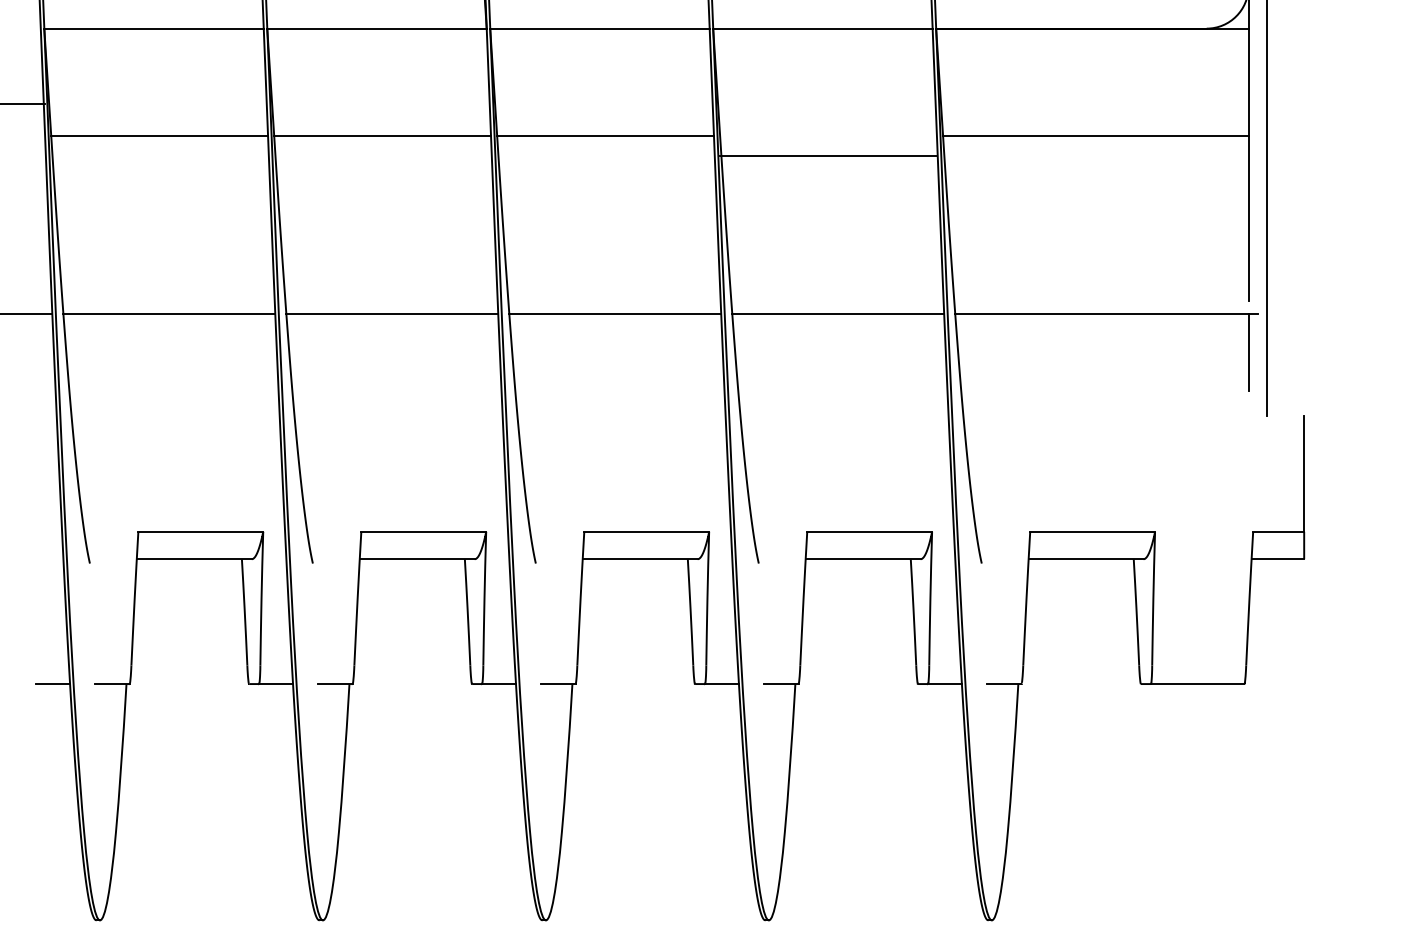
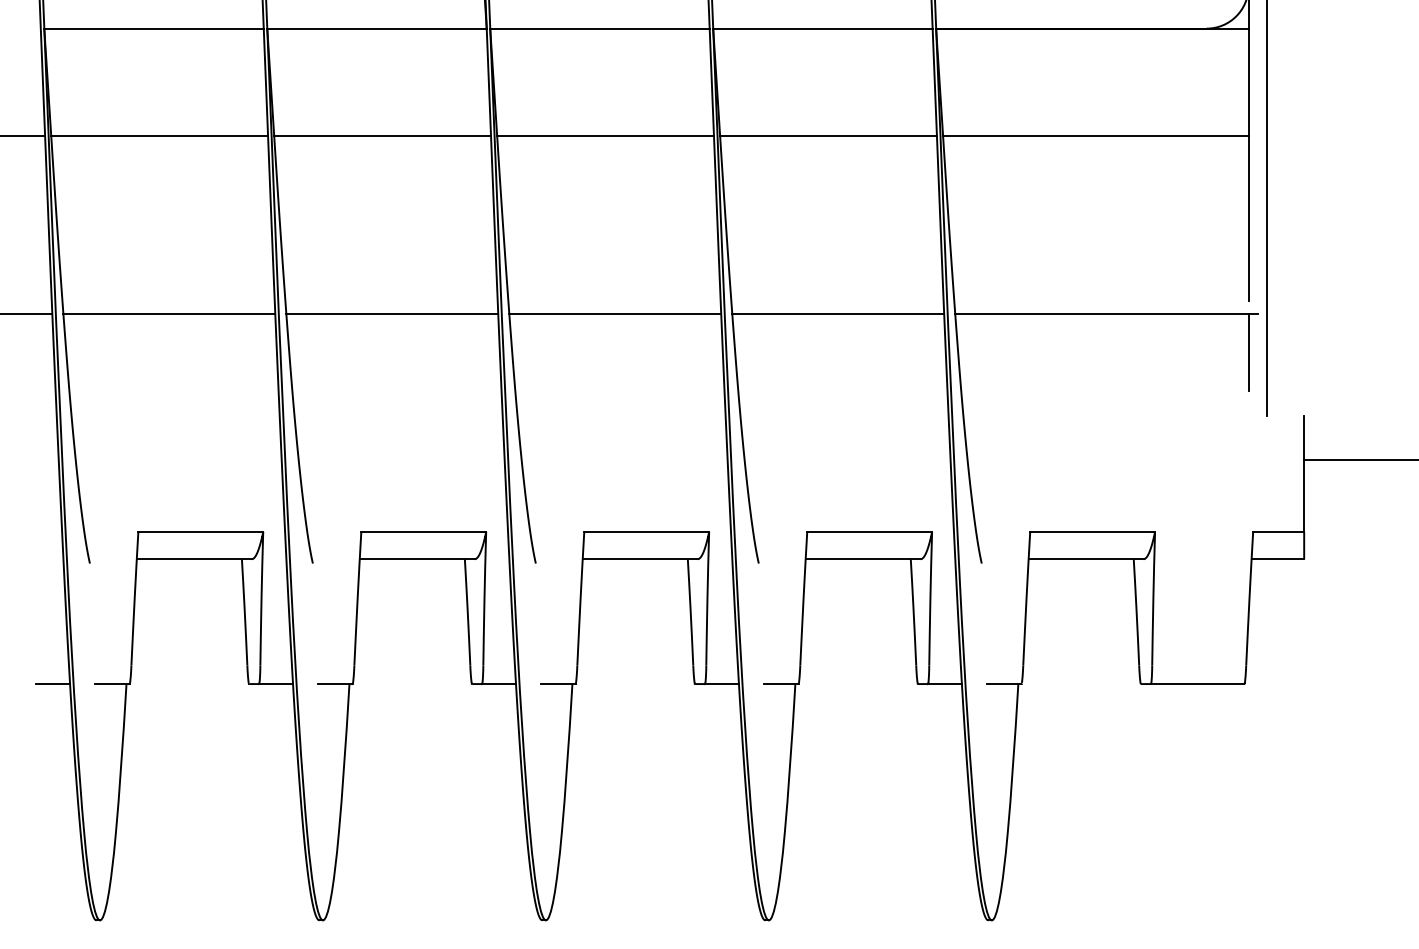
line position: (23, 103) -> (23, 135) (23, 135)
line position: (828, 155) -> (828, 135) (828, 135)
line: none -> present (1359, 460)
